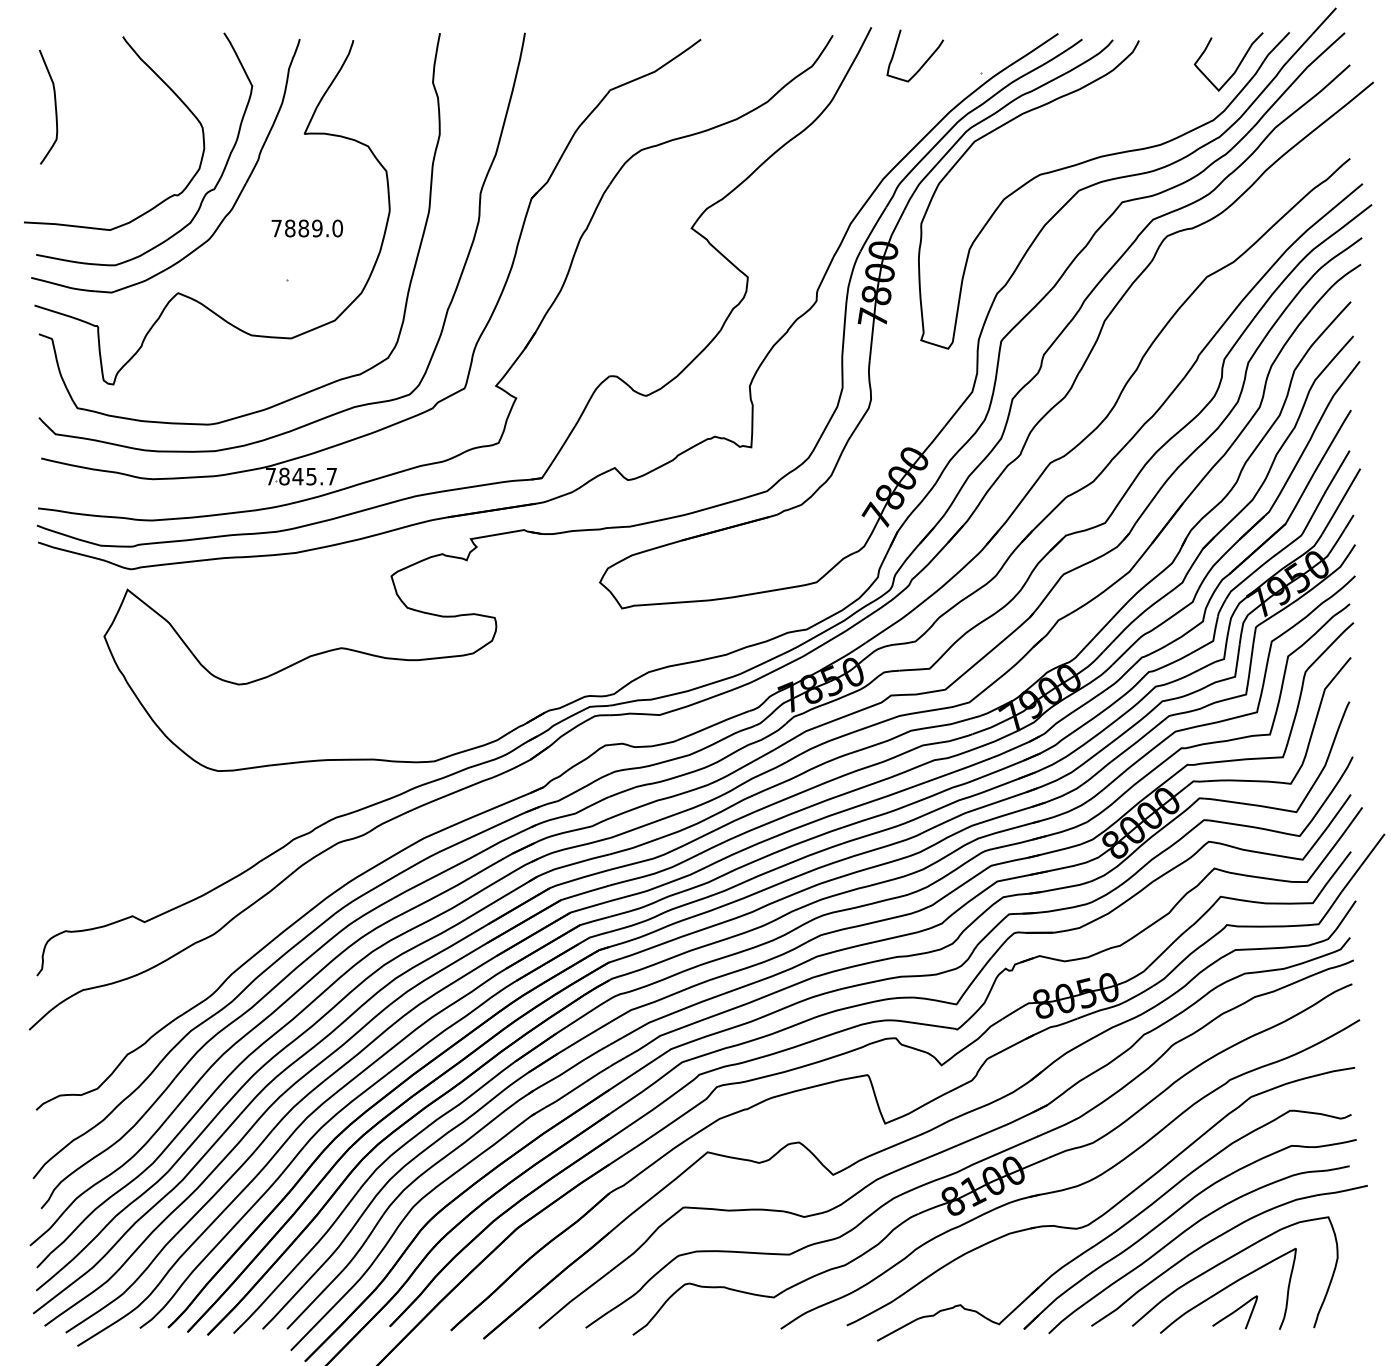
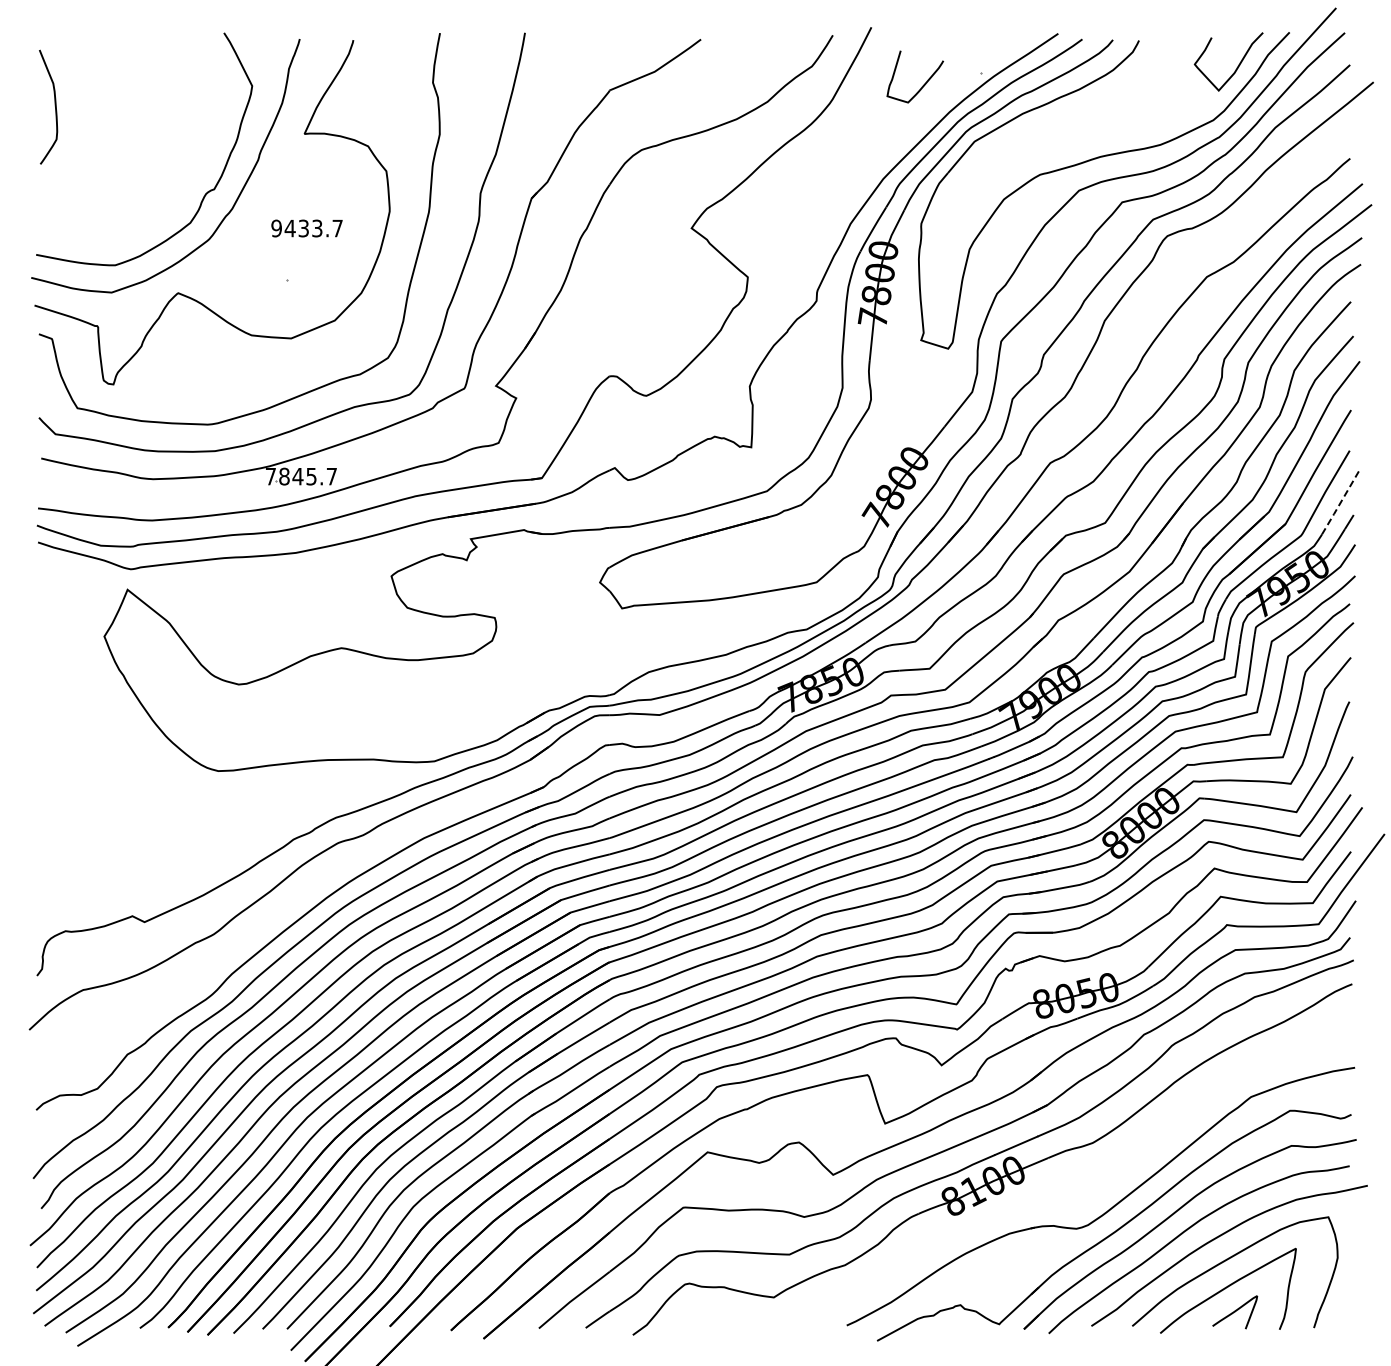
curve position: (923, 63) -> (923, 84) (923, 84)
curve: present -> none (165, 85)
text: 7889.0 -> 9433.7 (307, 228)
line: solid -> dashed (1341, 502)
part: present -> none (1071, 1186)
